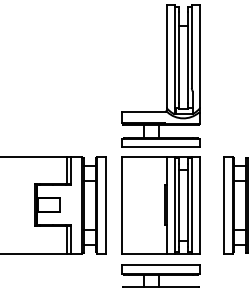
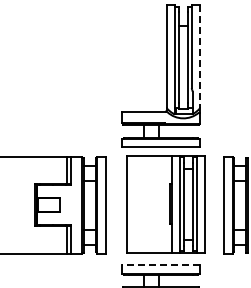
line: solid -> dashed (200, 56)
part position: (160, 205) -> (165, 204) (165, 204)
line: solid -> dashed (160, 265)
